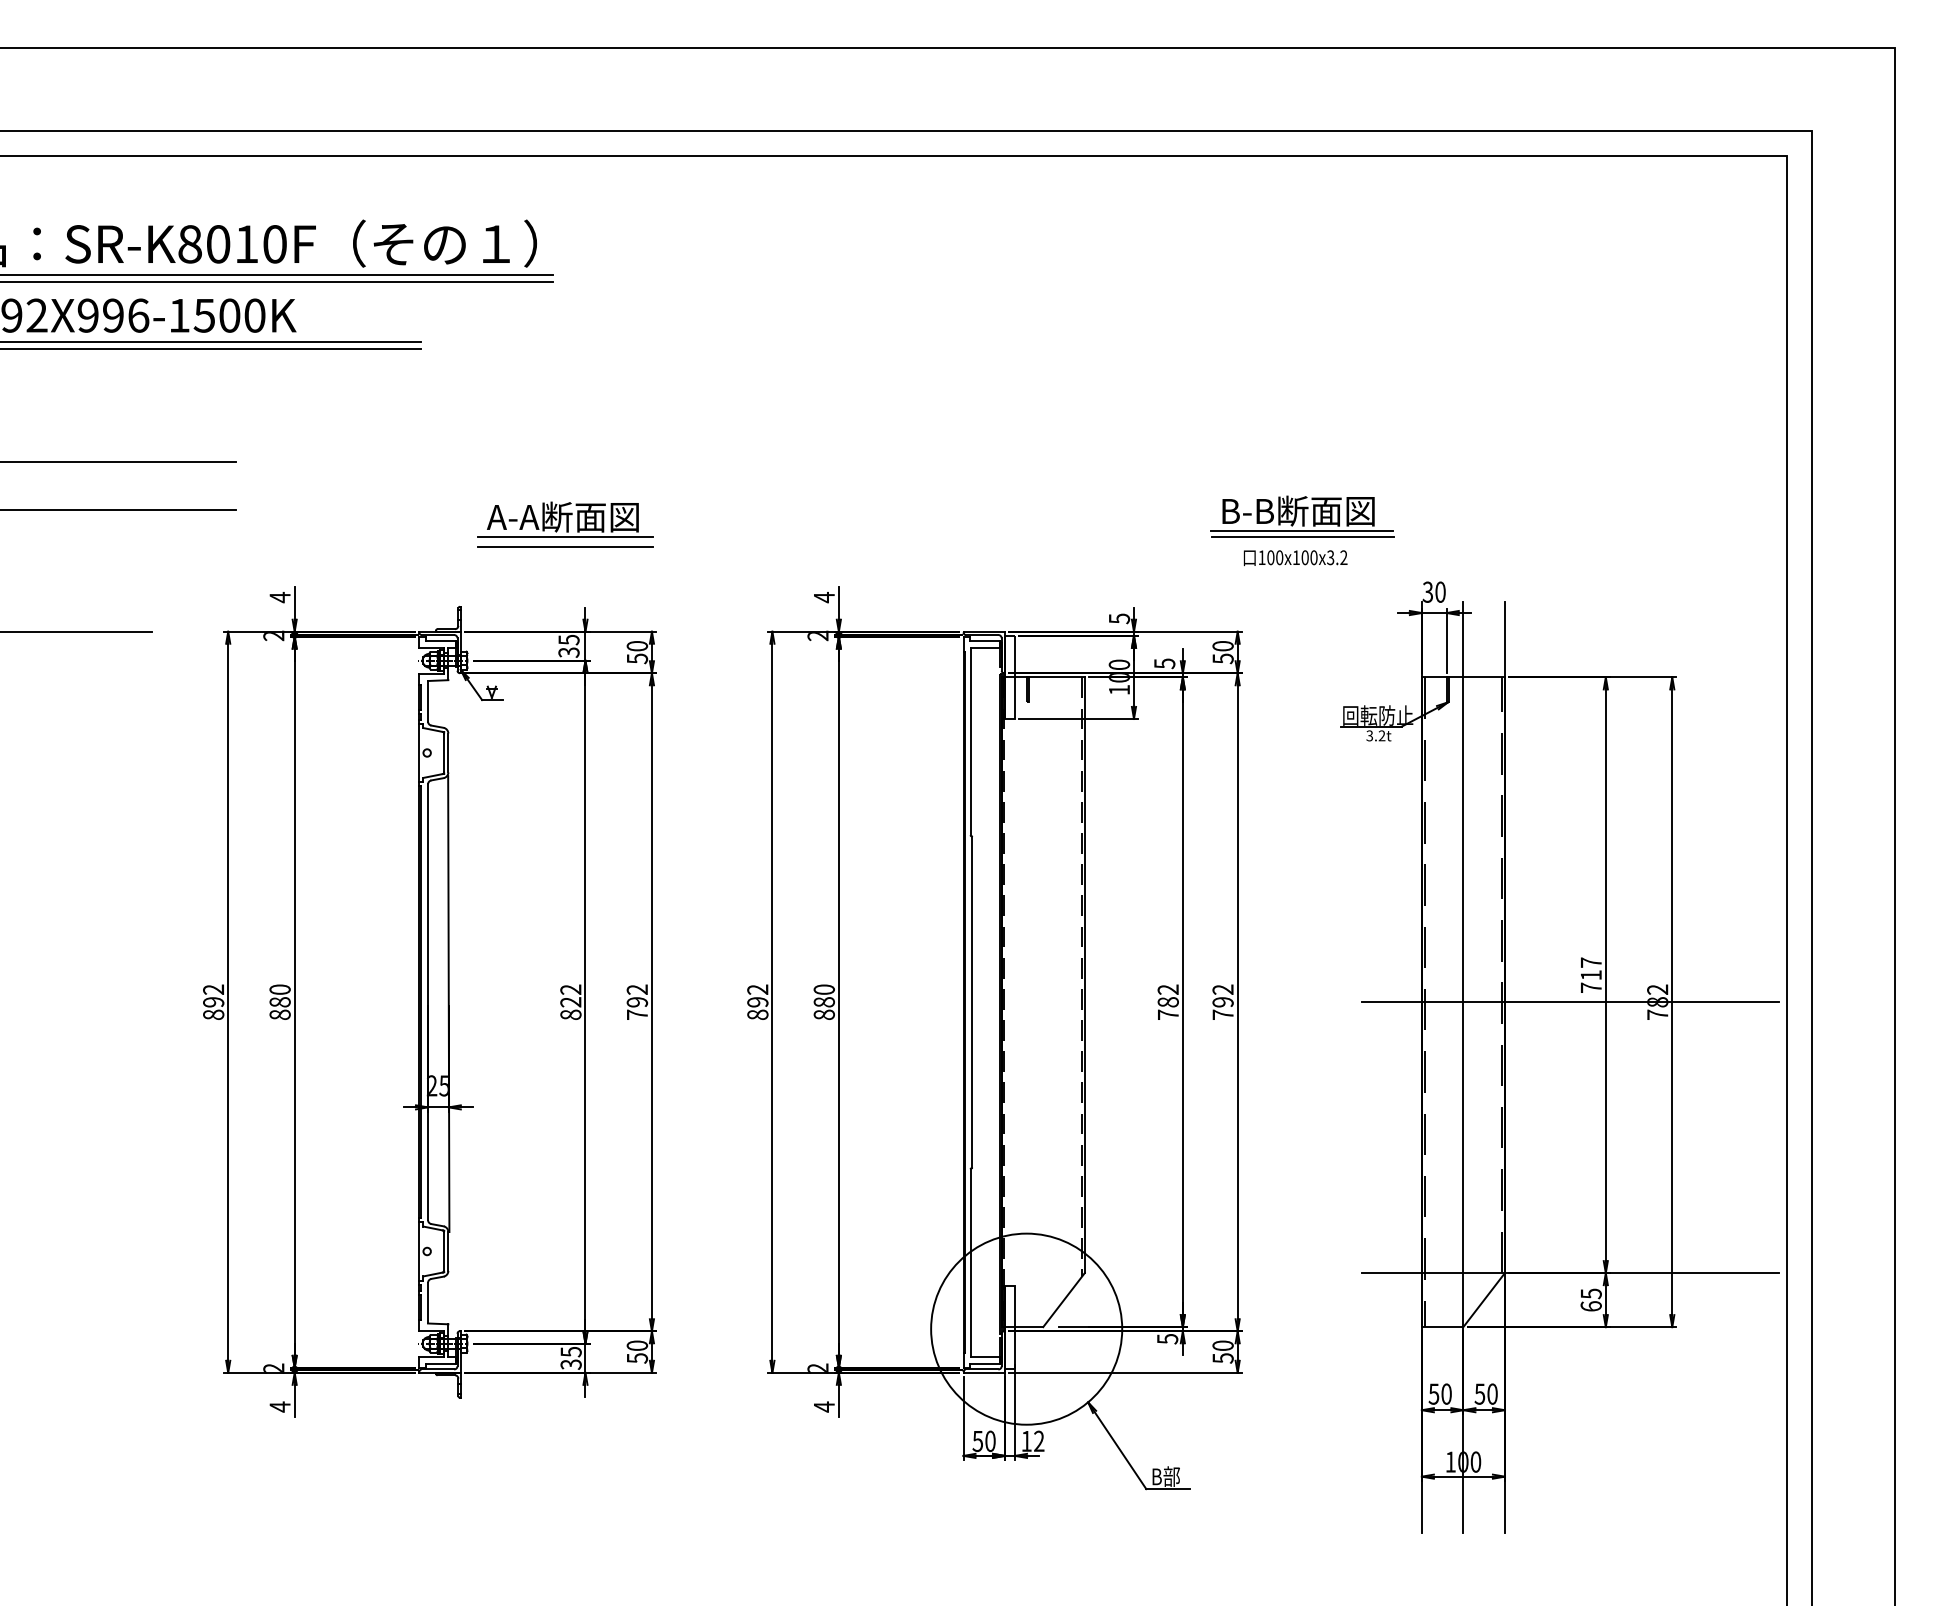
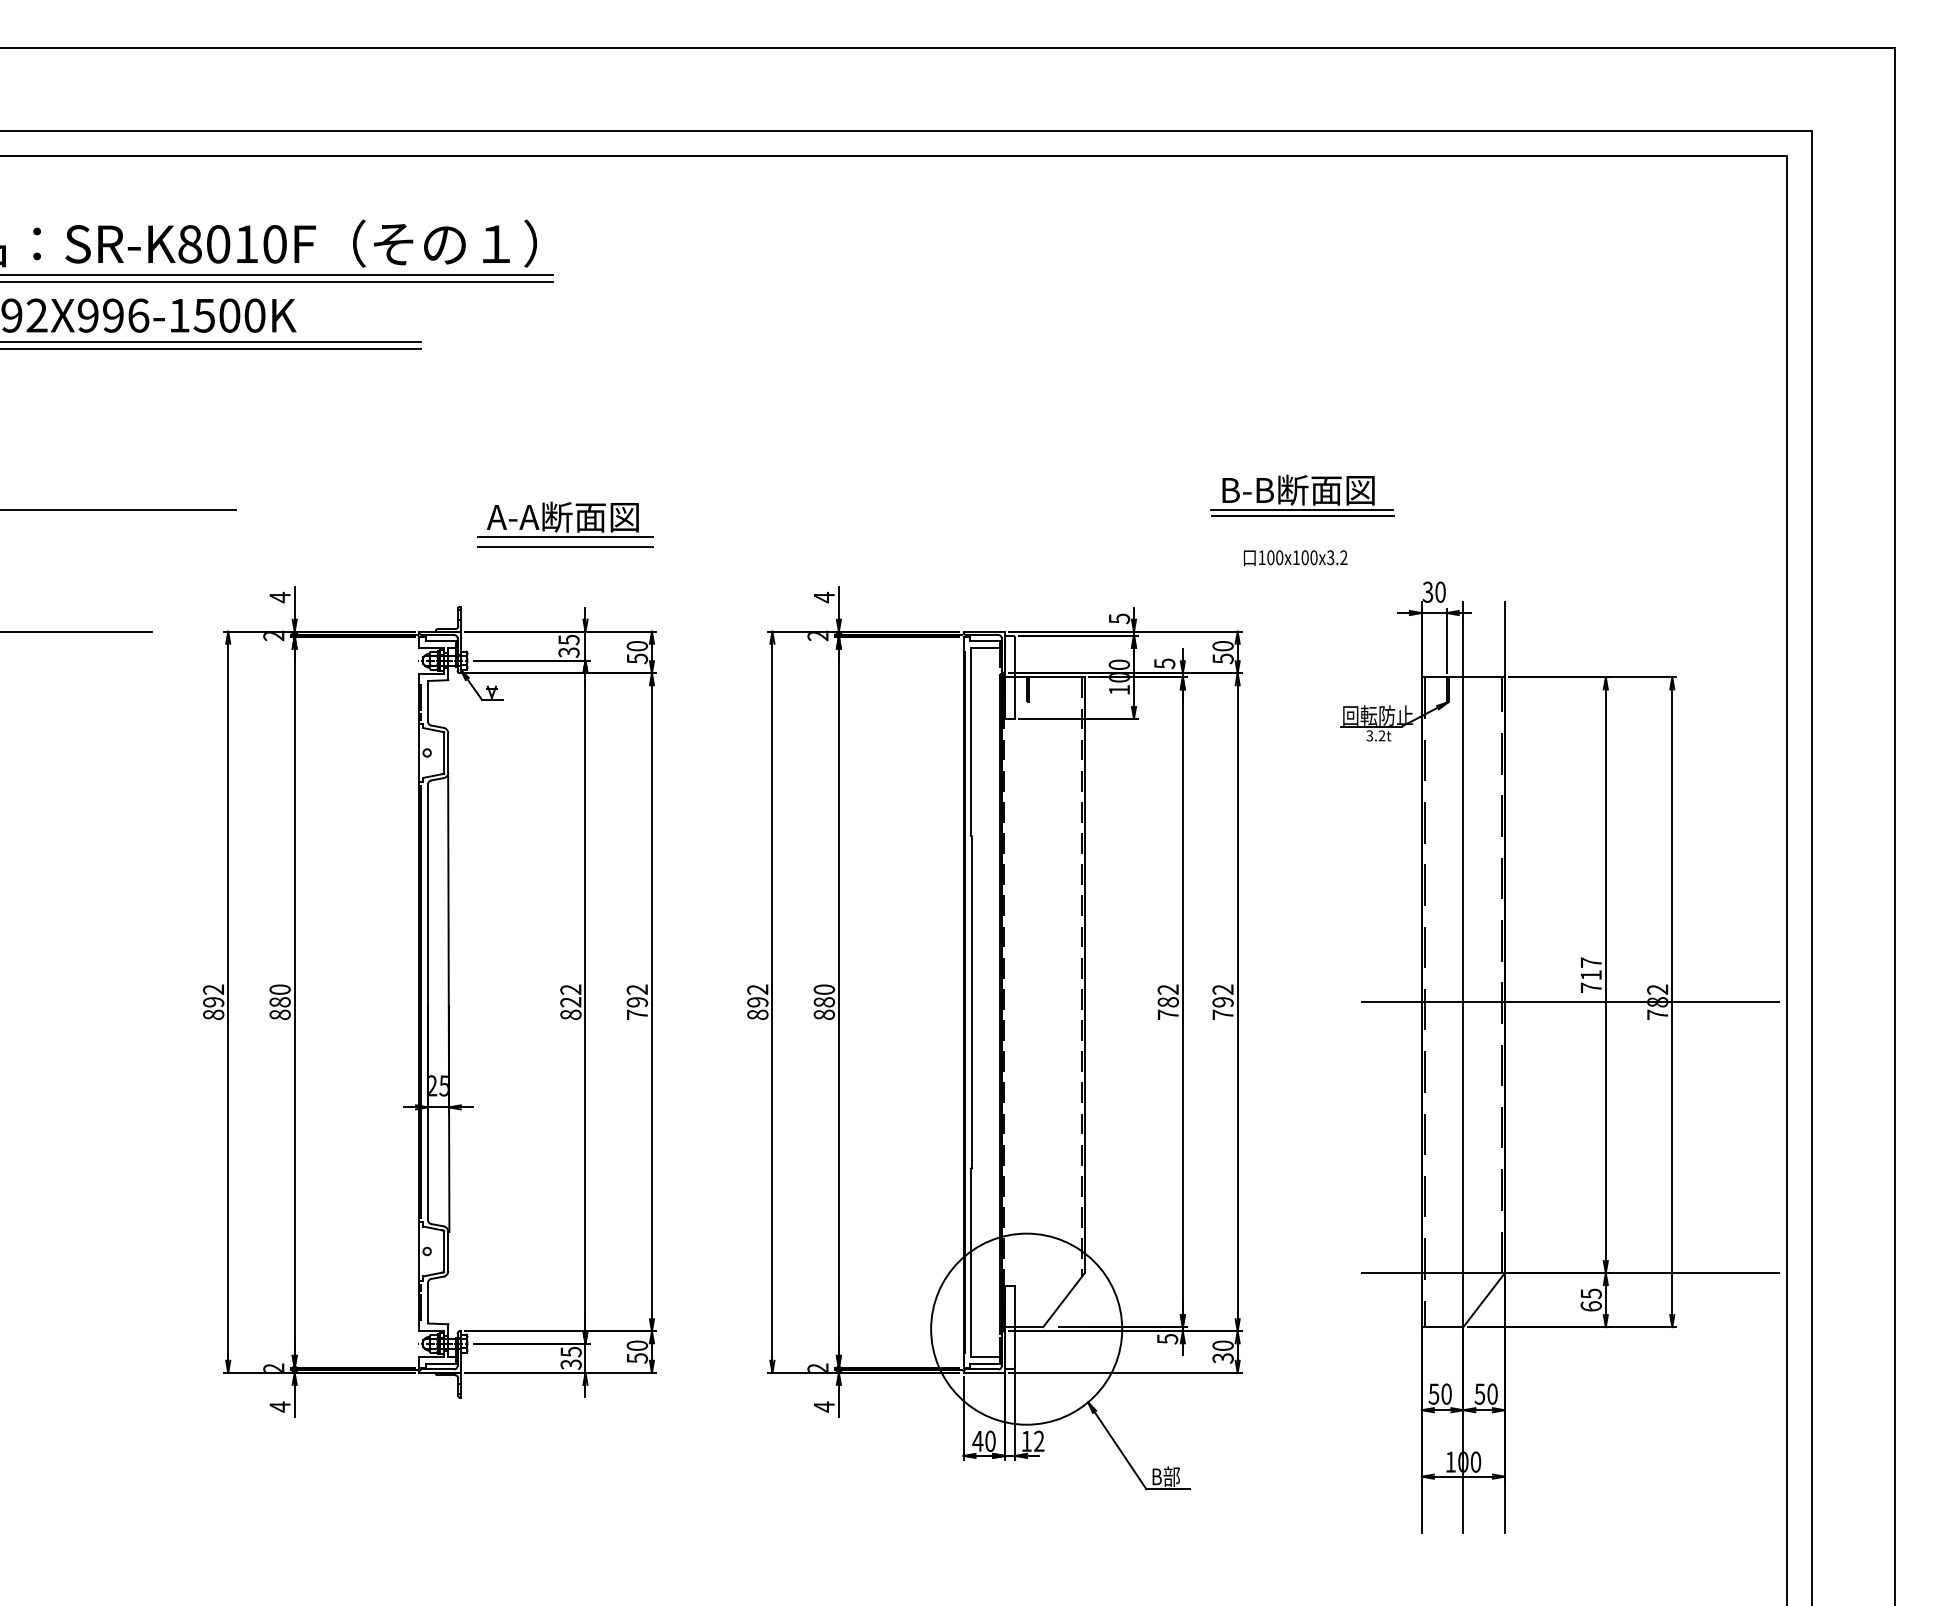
line: present -> none (118, 461)
part position: (1302, 516) -> (1302, 495) (1302, 495)
text: 50 -> 30 (1222, 1358)
text: 50 -> 40 (977, 1441)
